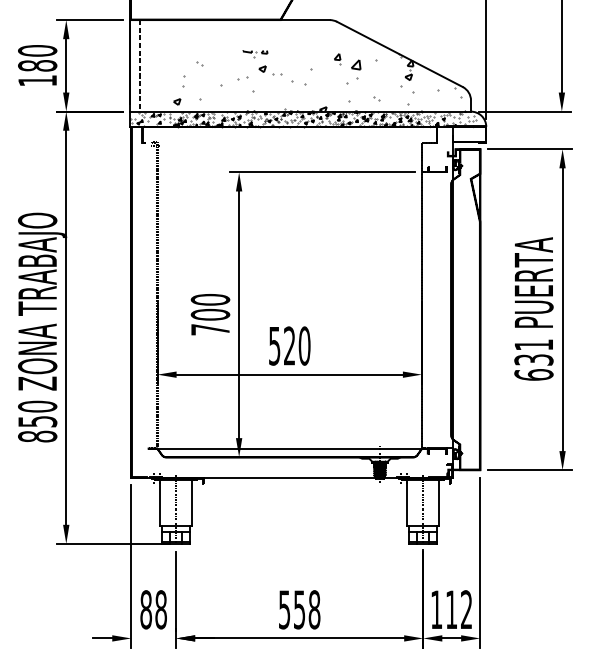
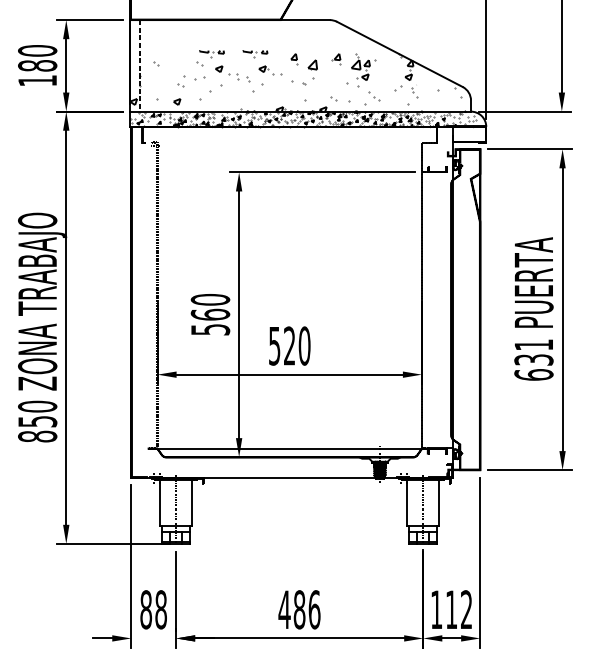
hatch: none -> present (273, 80)
text: 700 -> 560 (210, 321)
text: 558 -> 486 (299, 609)
